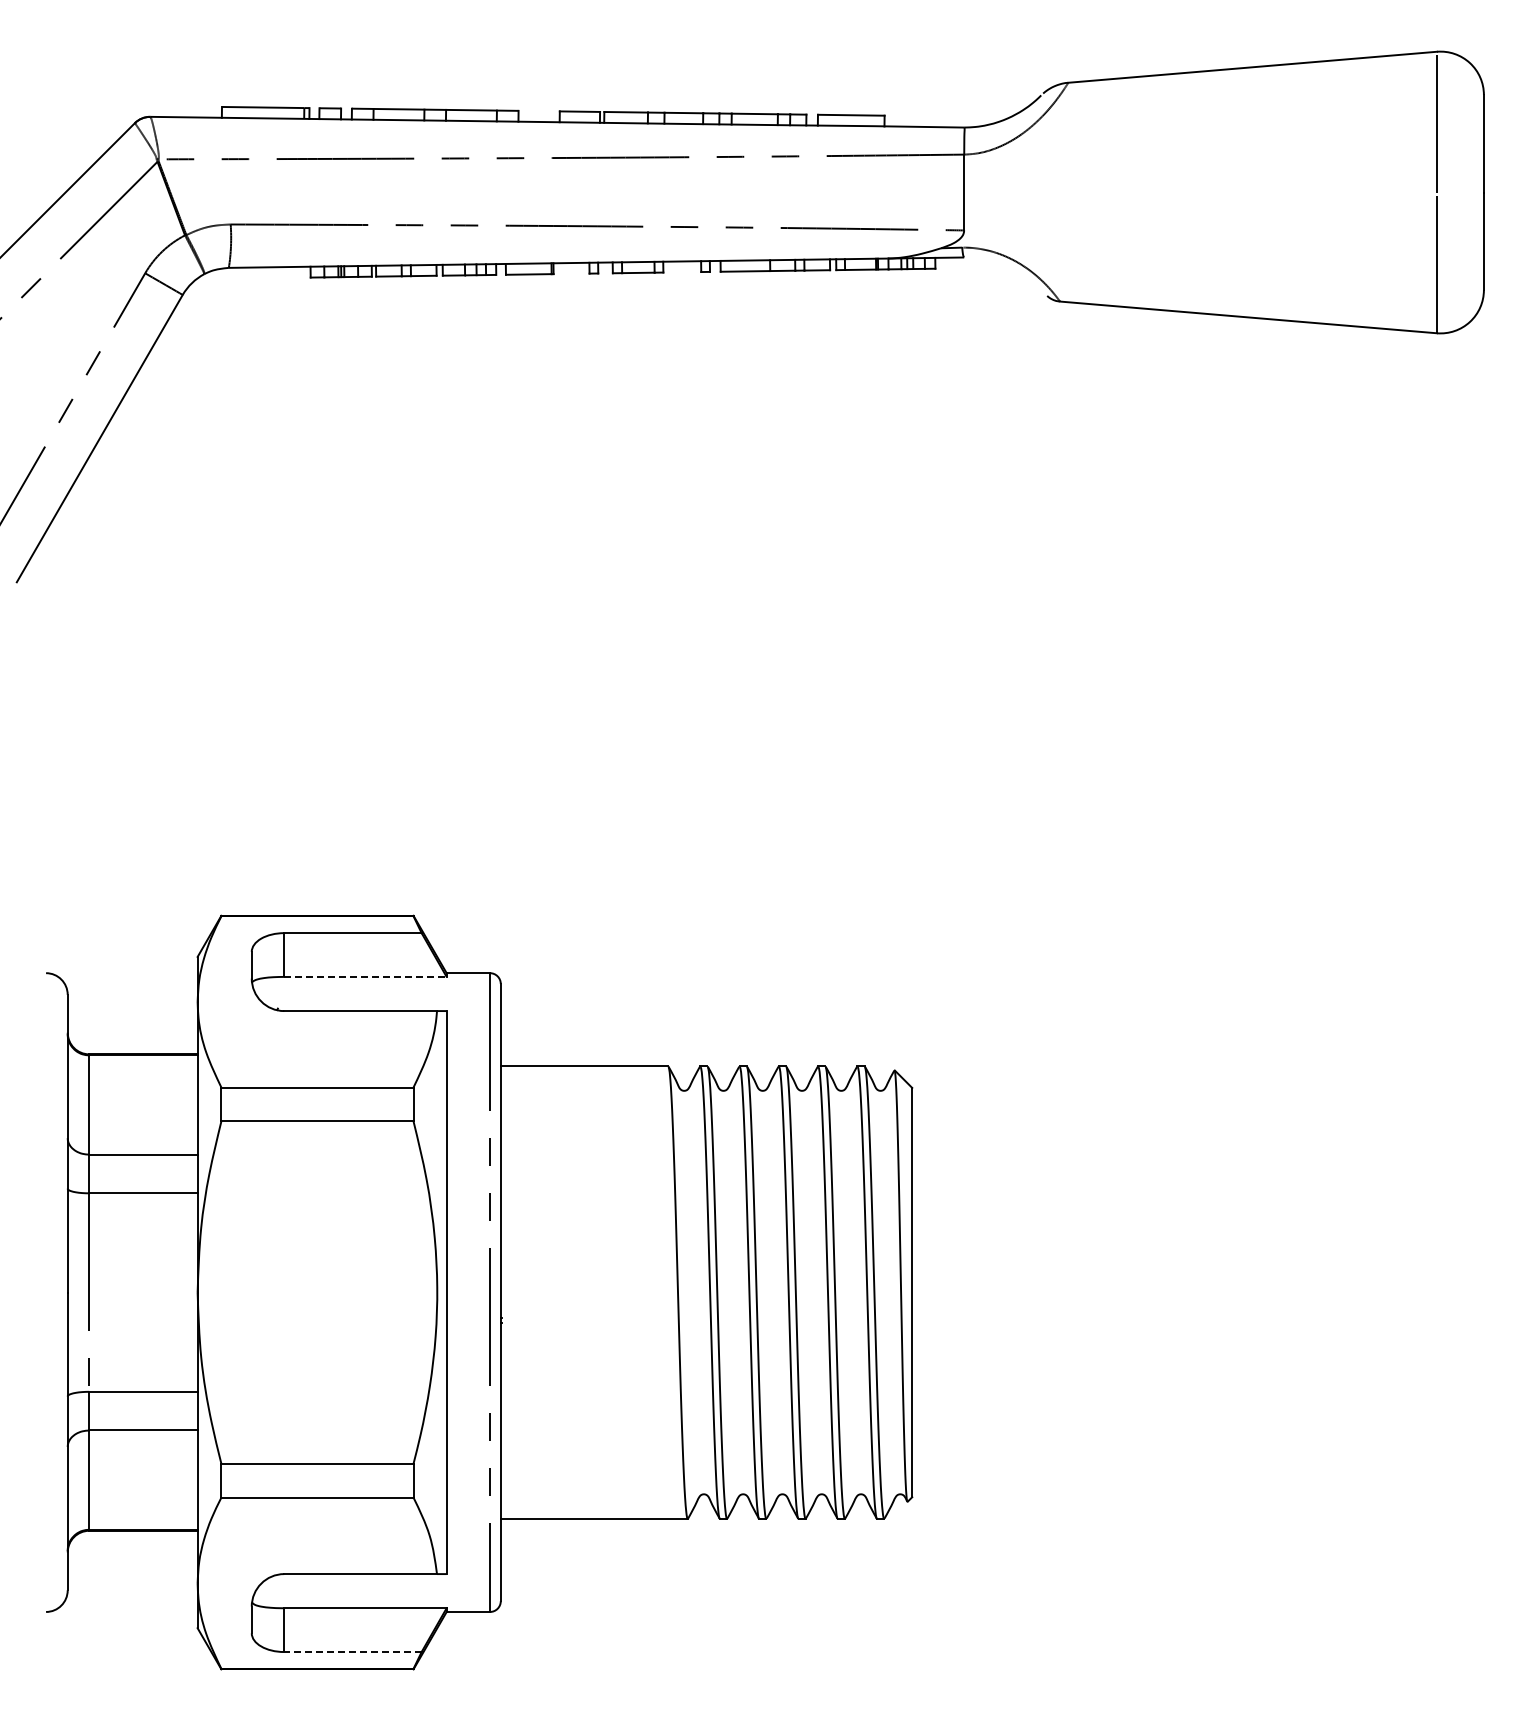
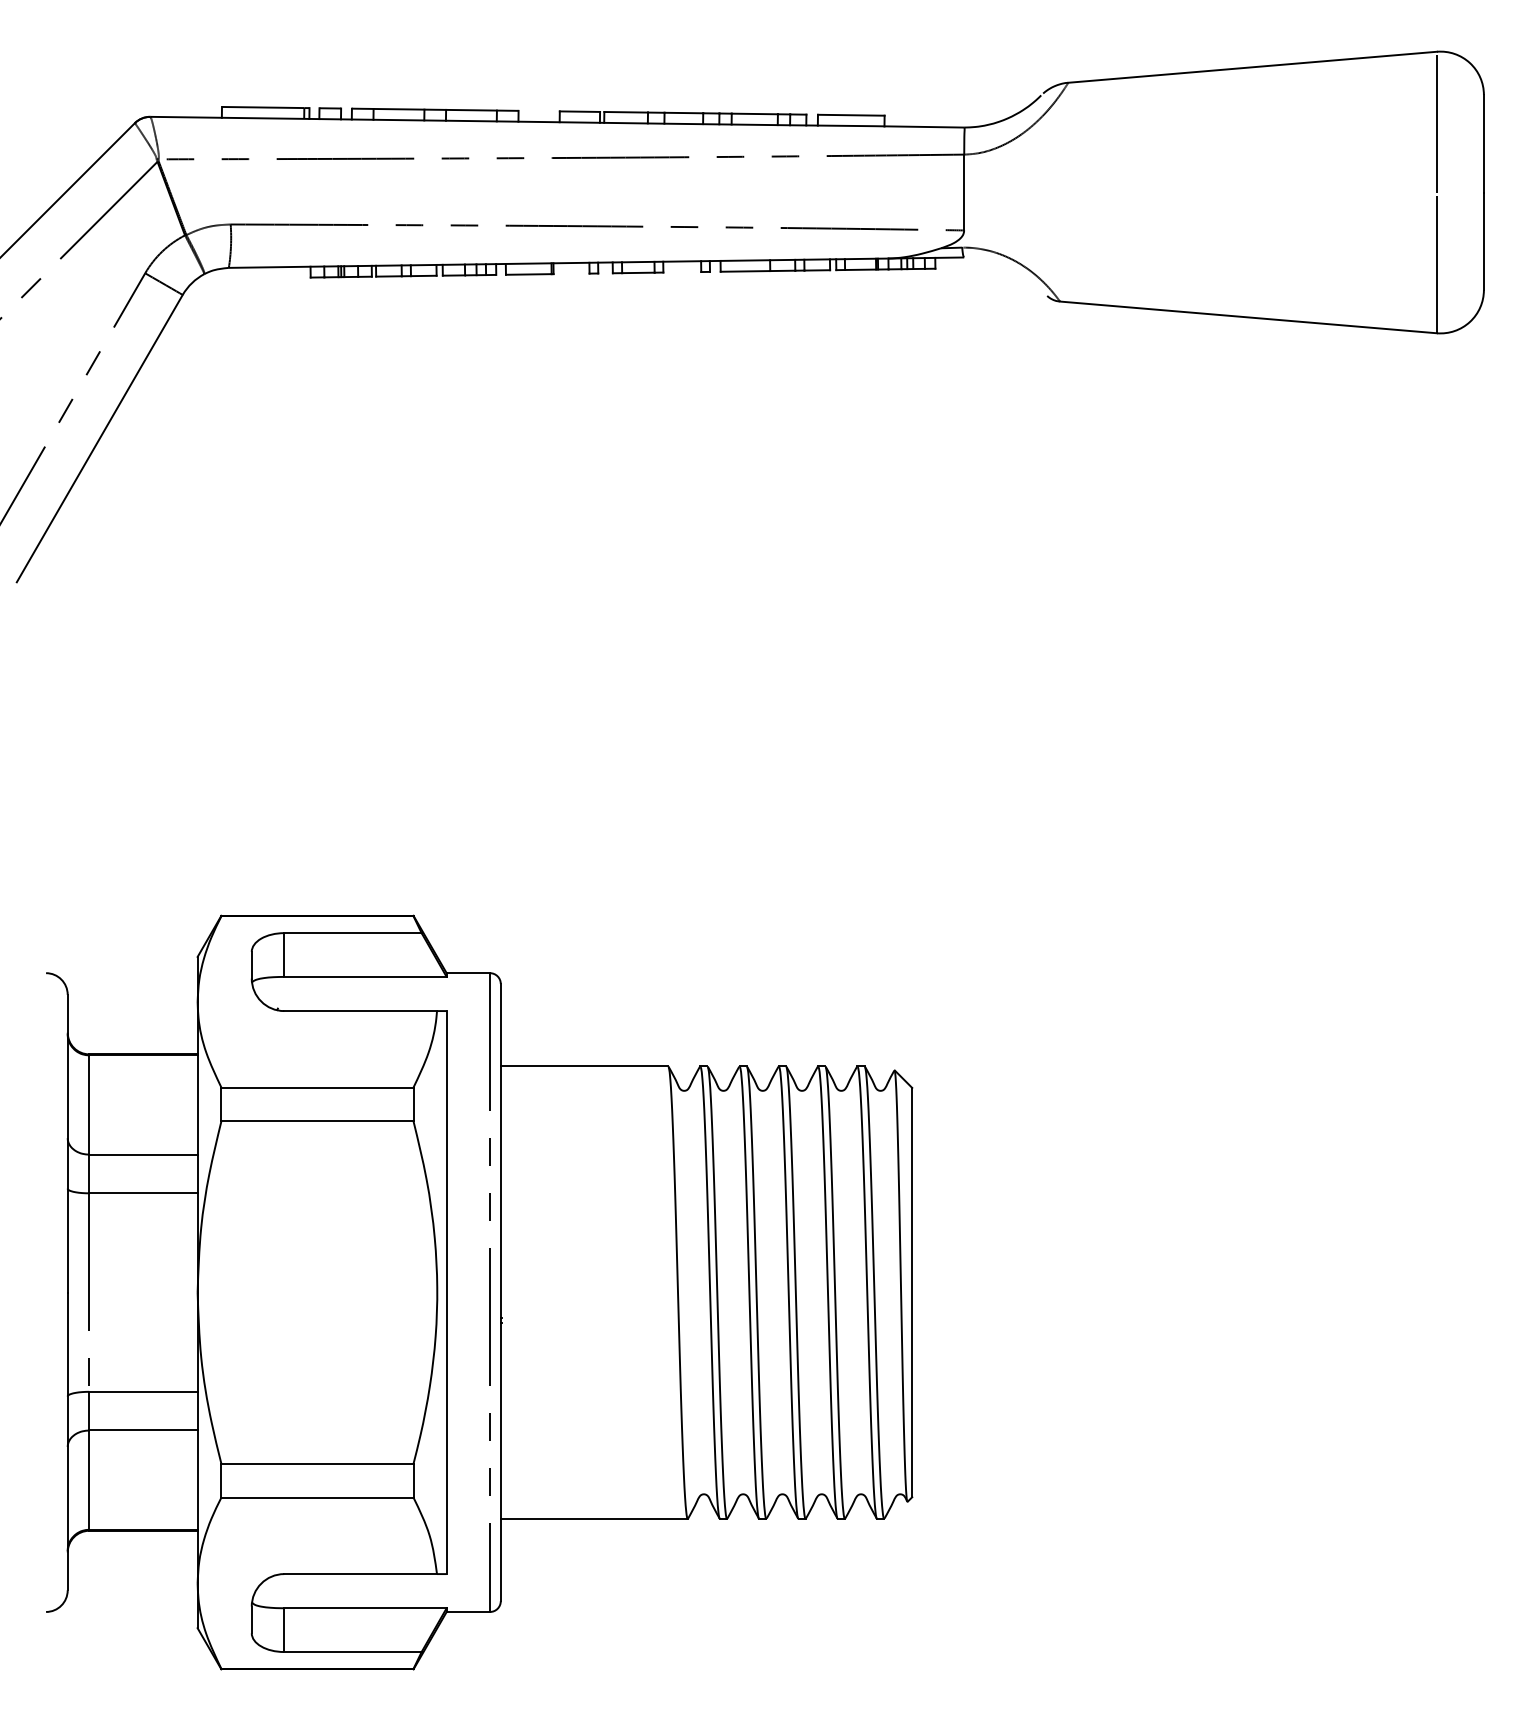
line: dashed -> solid (365, 976)
line: dashed -> solid (352, 1652)
